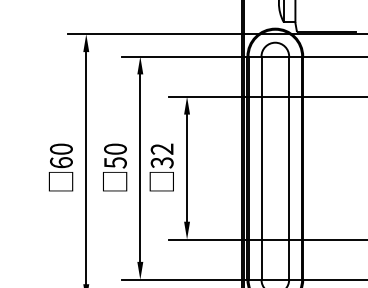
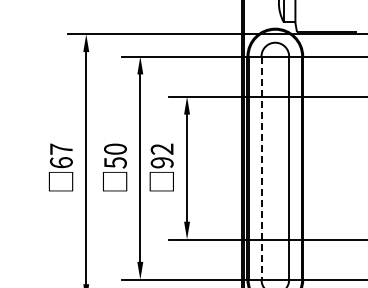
text: 60 -> 67 (61, 148)
text: 32 -> 92 (162, 162)
line: solid -> dashed (261, 168)
